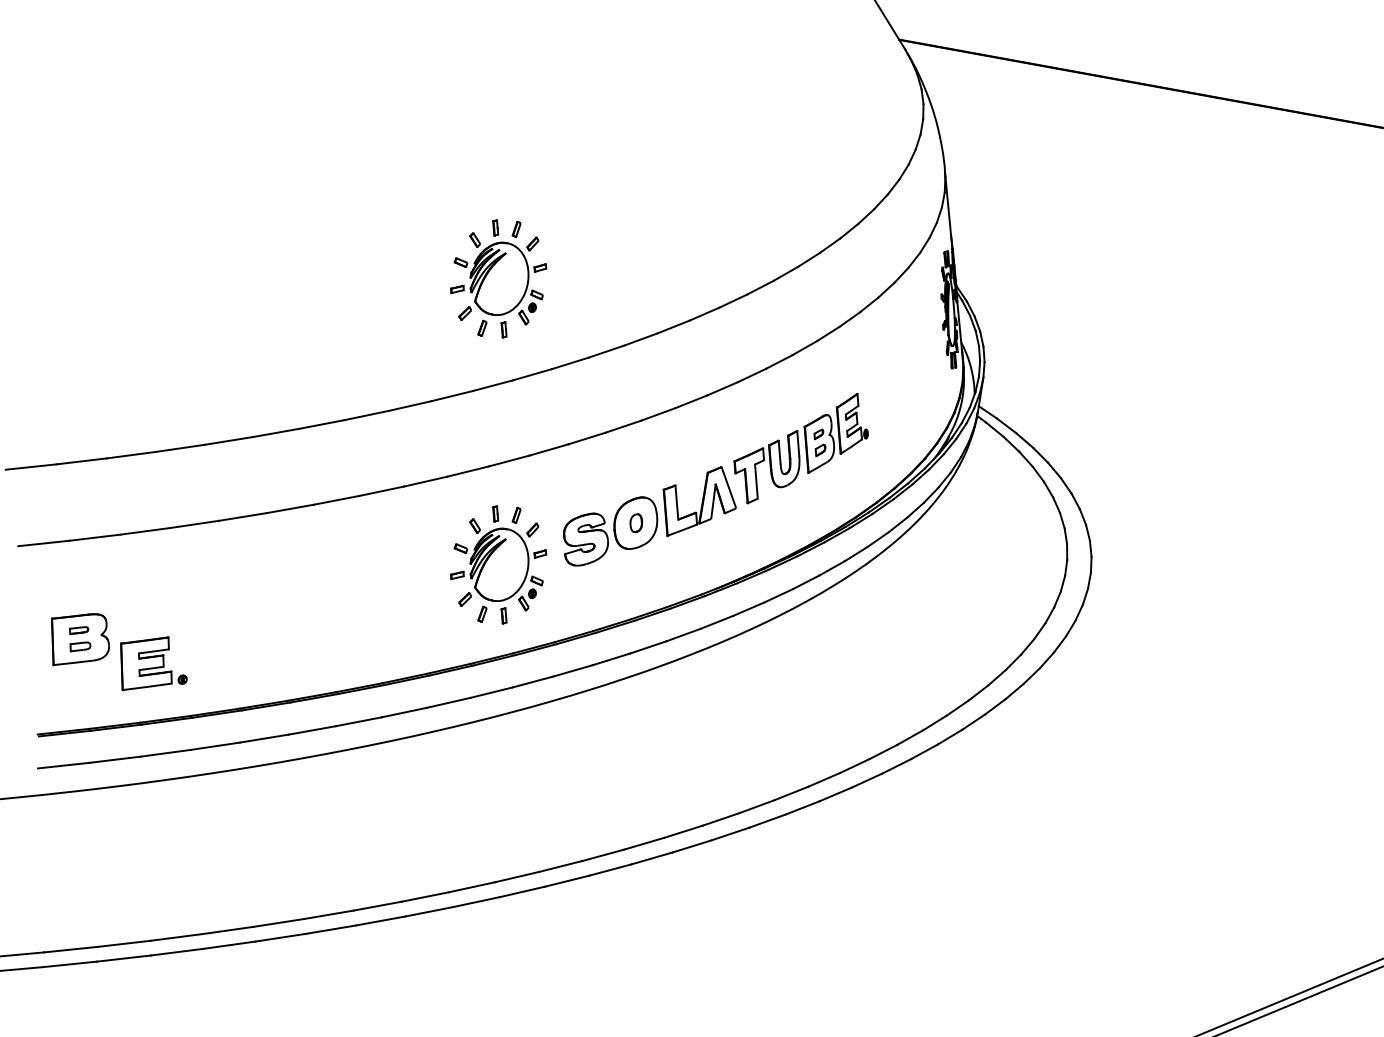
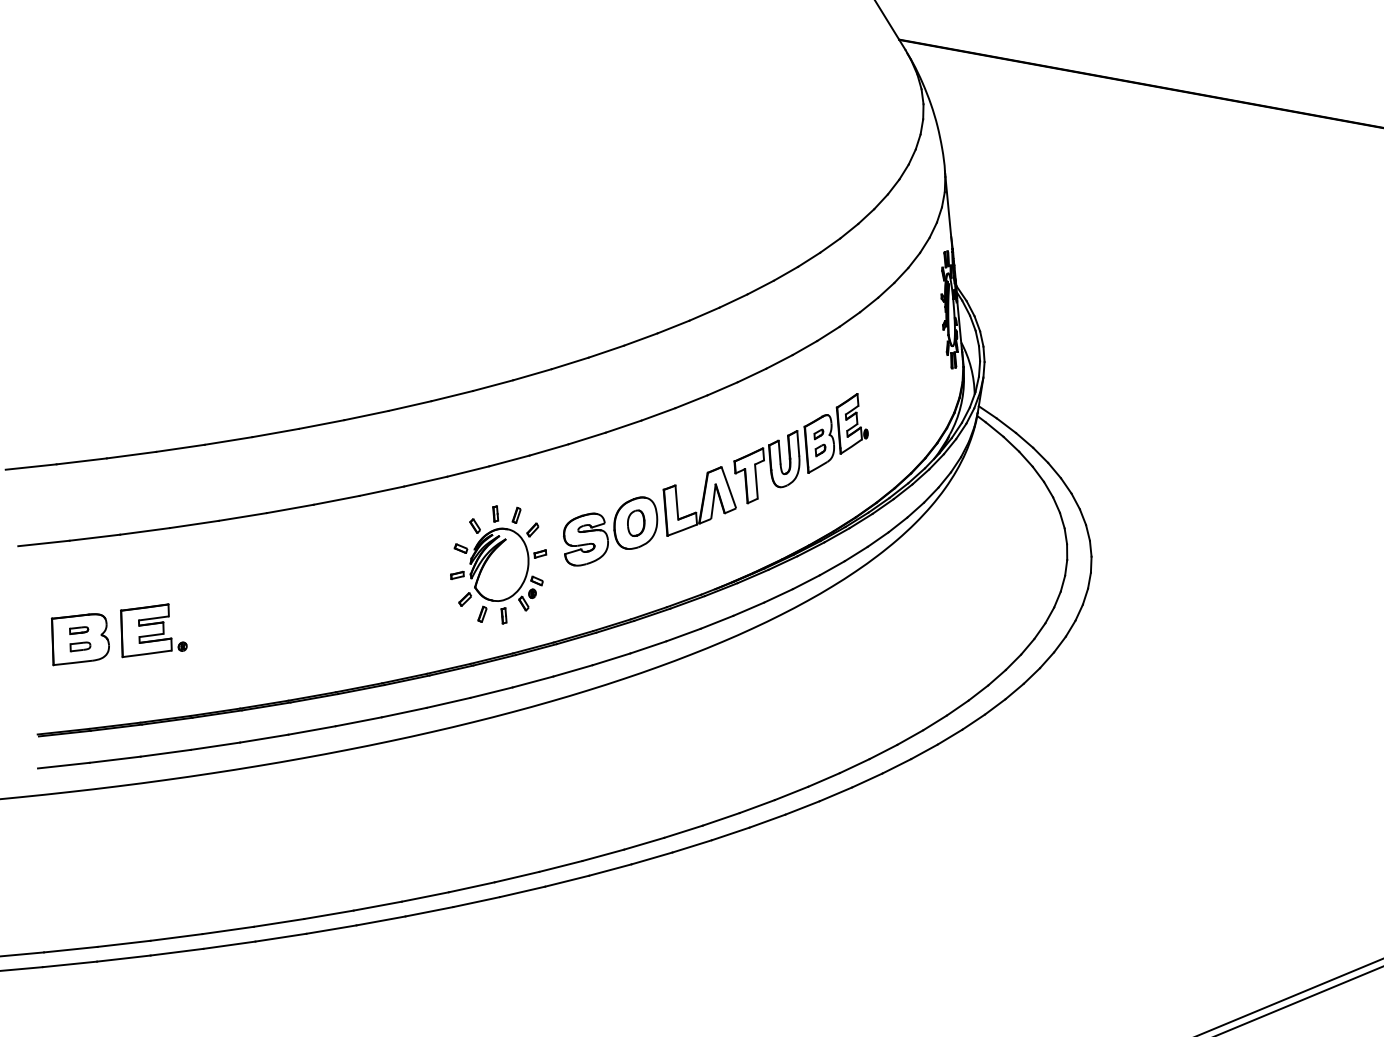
part: present -> none (498, 278)
part size: 14x20 px -> 19x28 px (636, 522)
part position: (153, 663) -> (153, 630) (153, 630)
